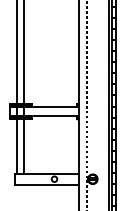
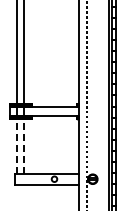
line: solid -> dashed (17, 145)
line: solid -> dashed (24, 145)
